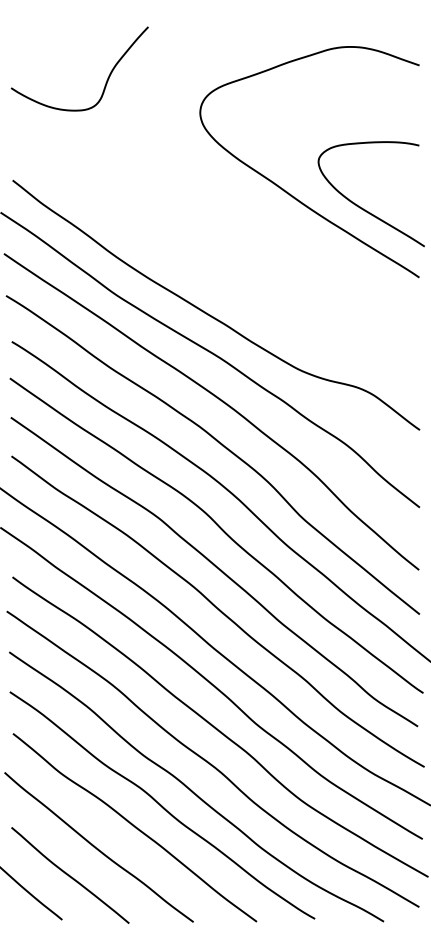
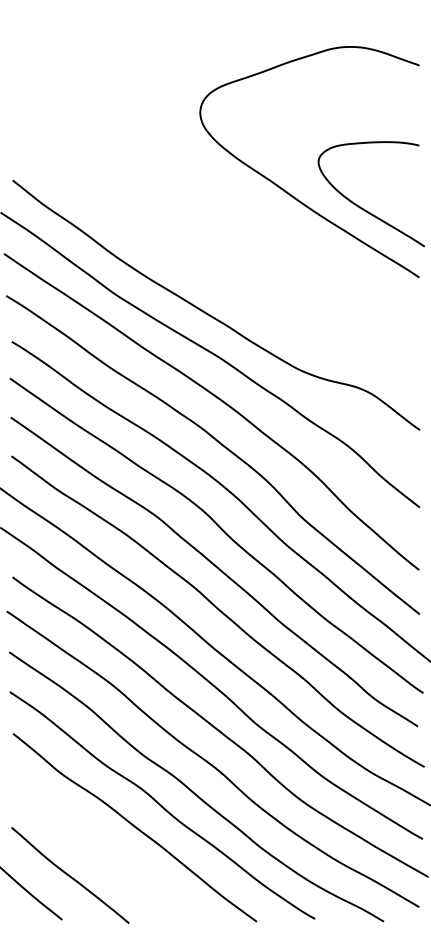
curve: present -> none (107, 77)
curve: present -> none (97, 847)
